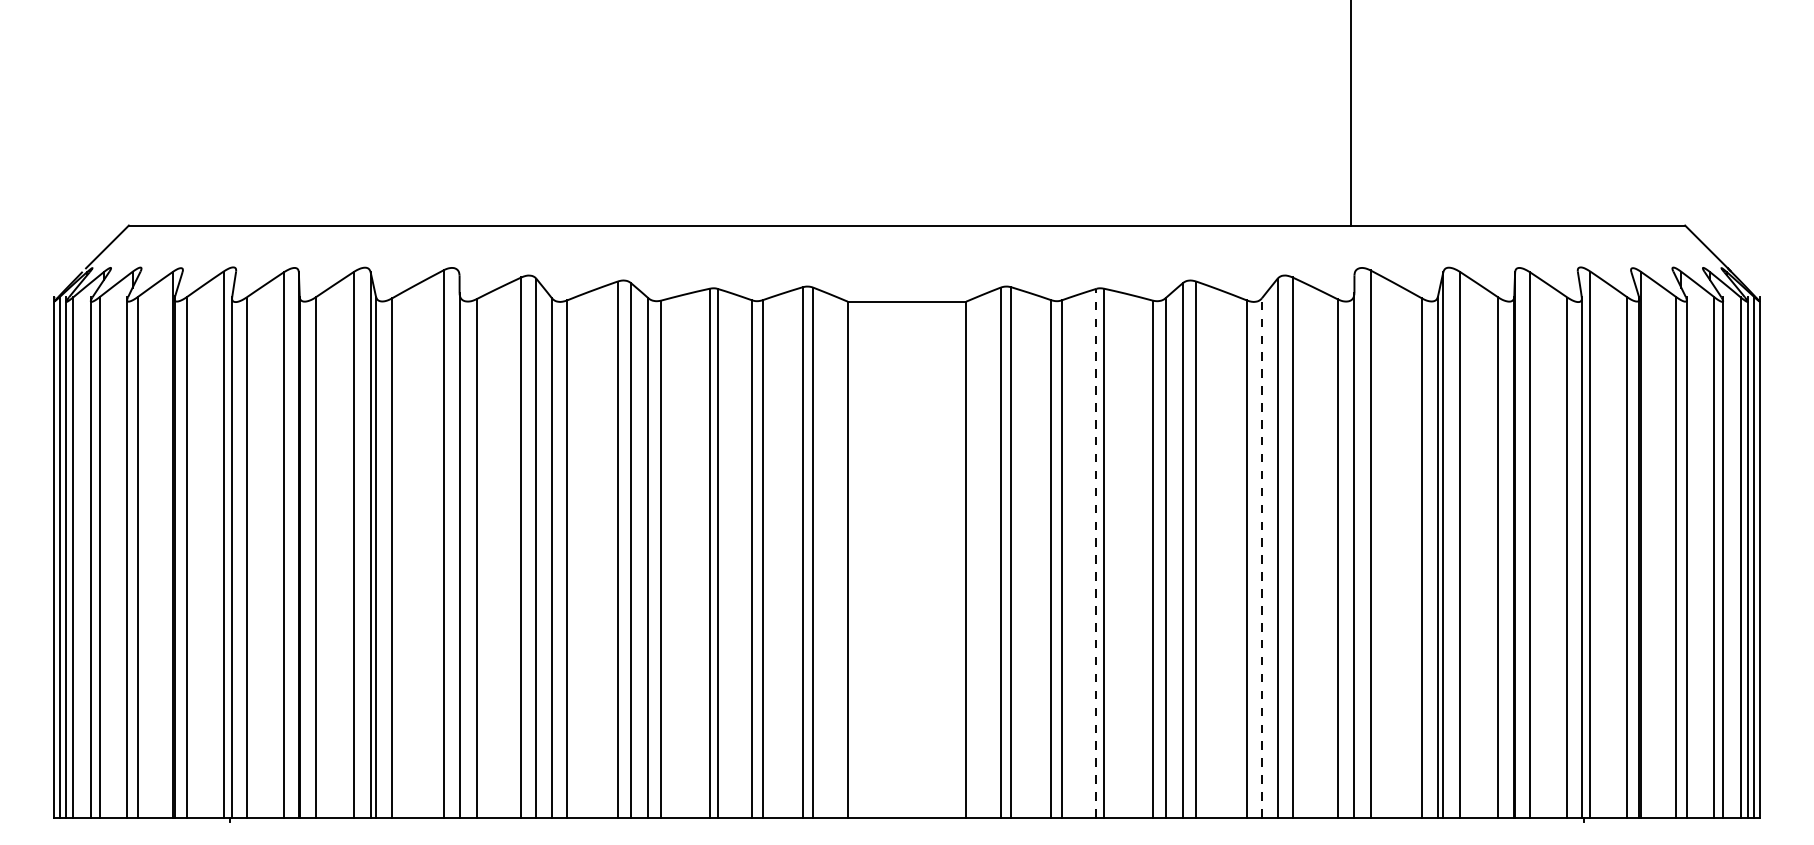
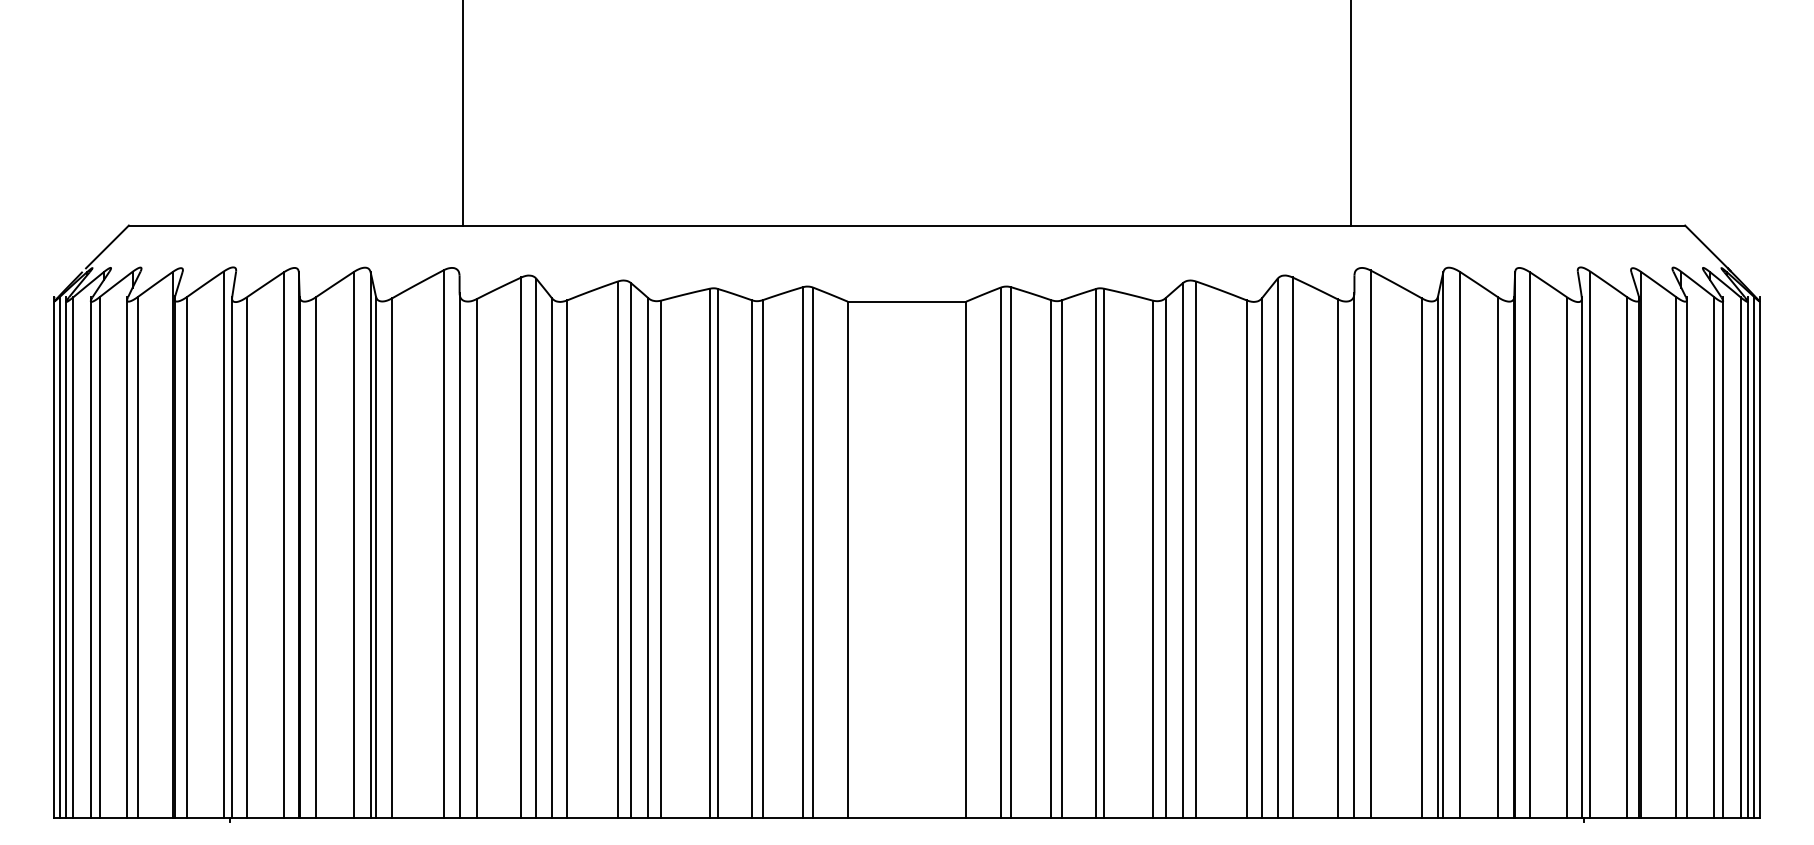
line: none -> present (462, 113)
line: dashed -> solid (1096, 552)
line: dashed -> solid (1261, 557)
